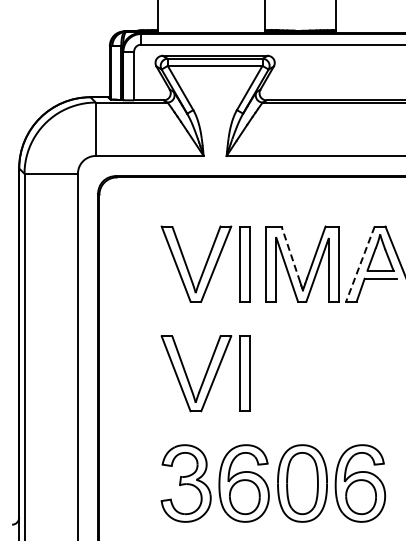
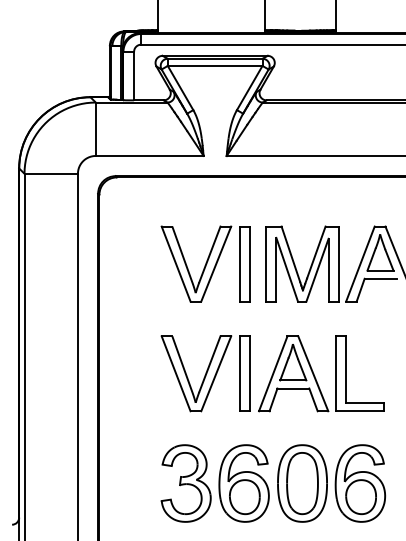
line: dashed -> solid (290, 253)
line: dashed -> solid (360, 264)
part: none -> present (315, 376)
